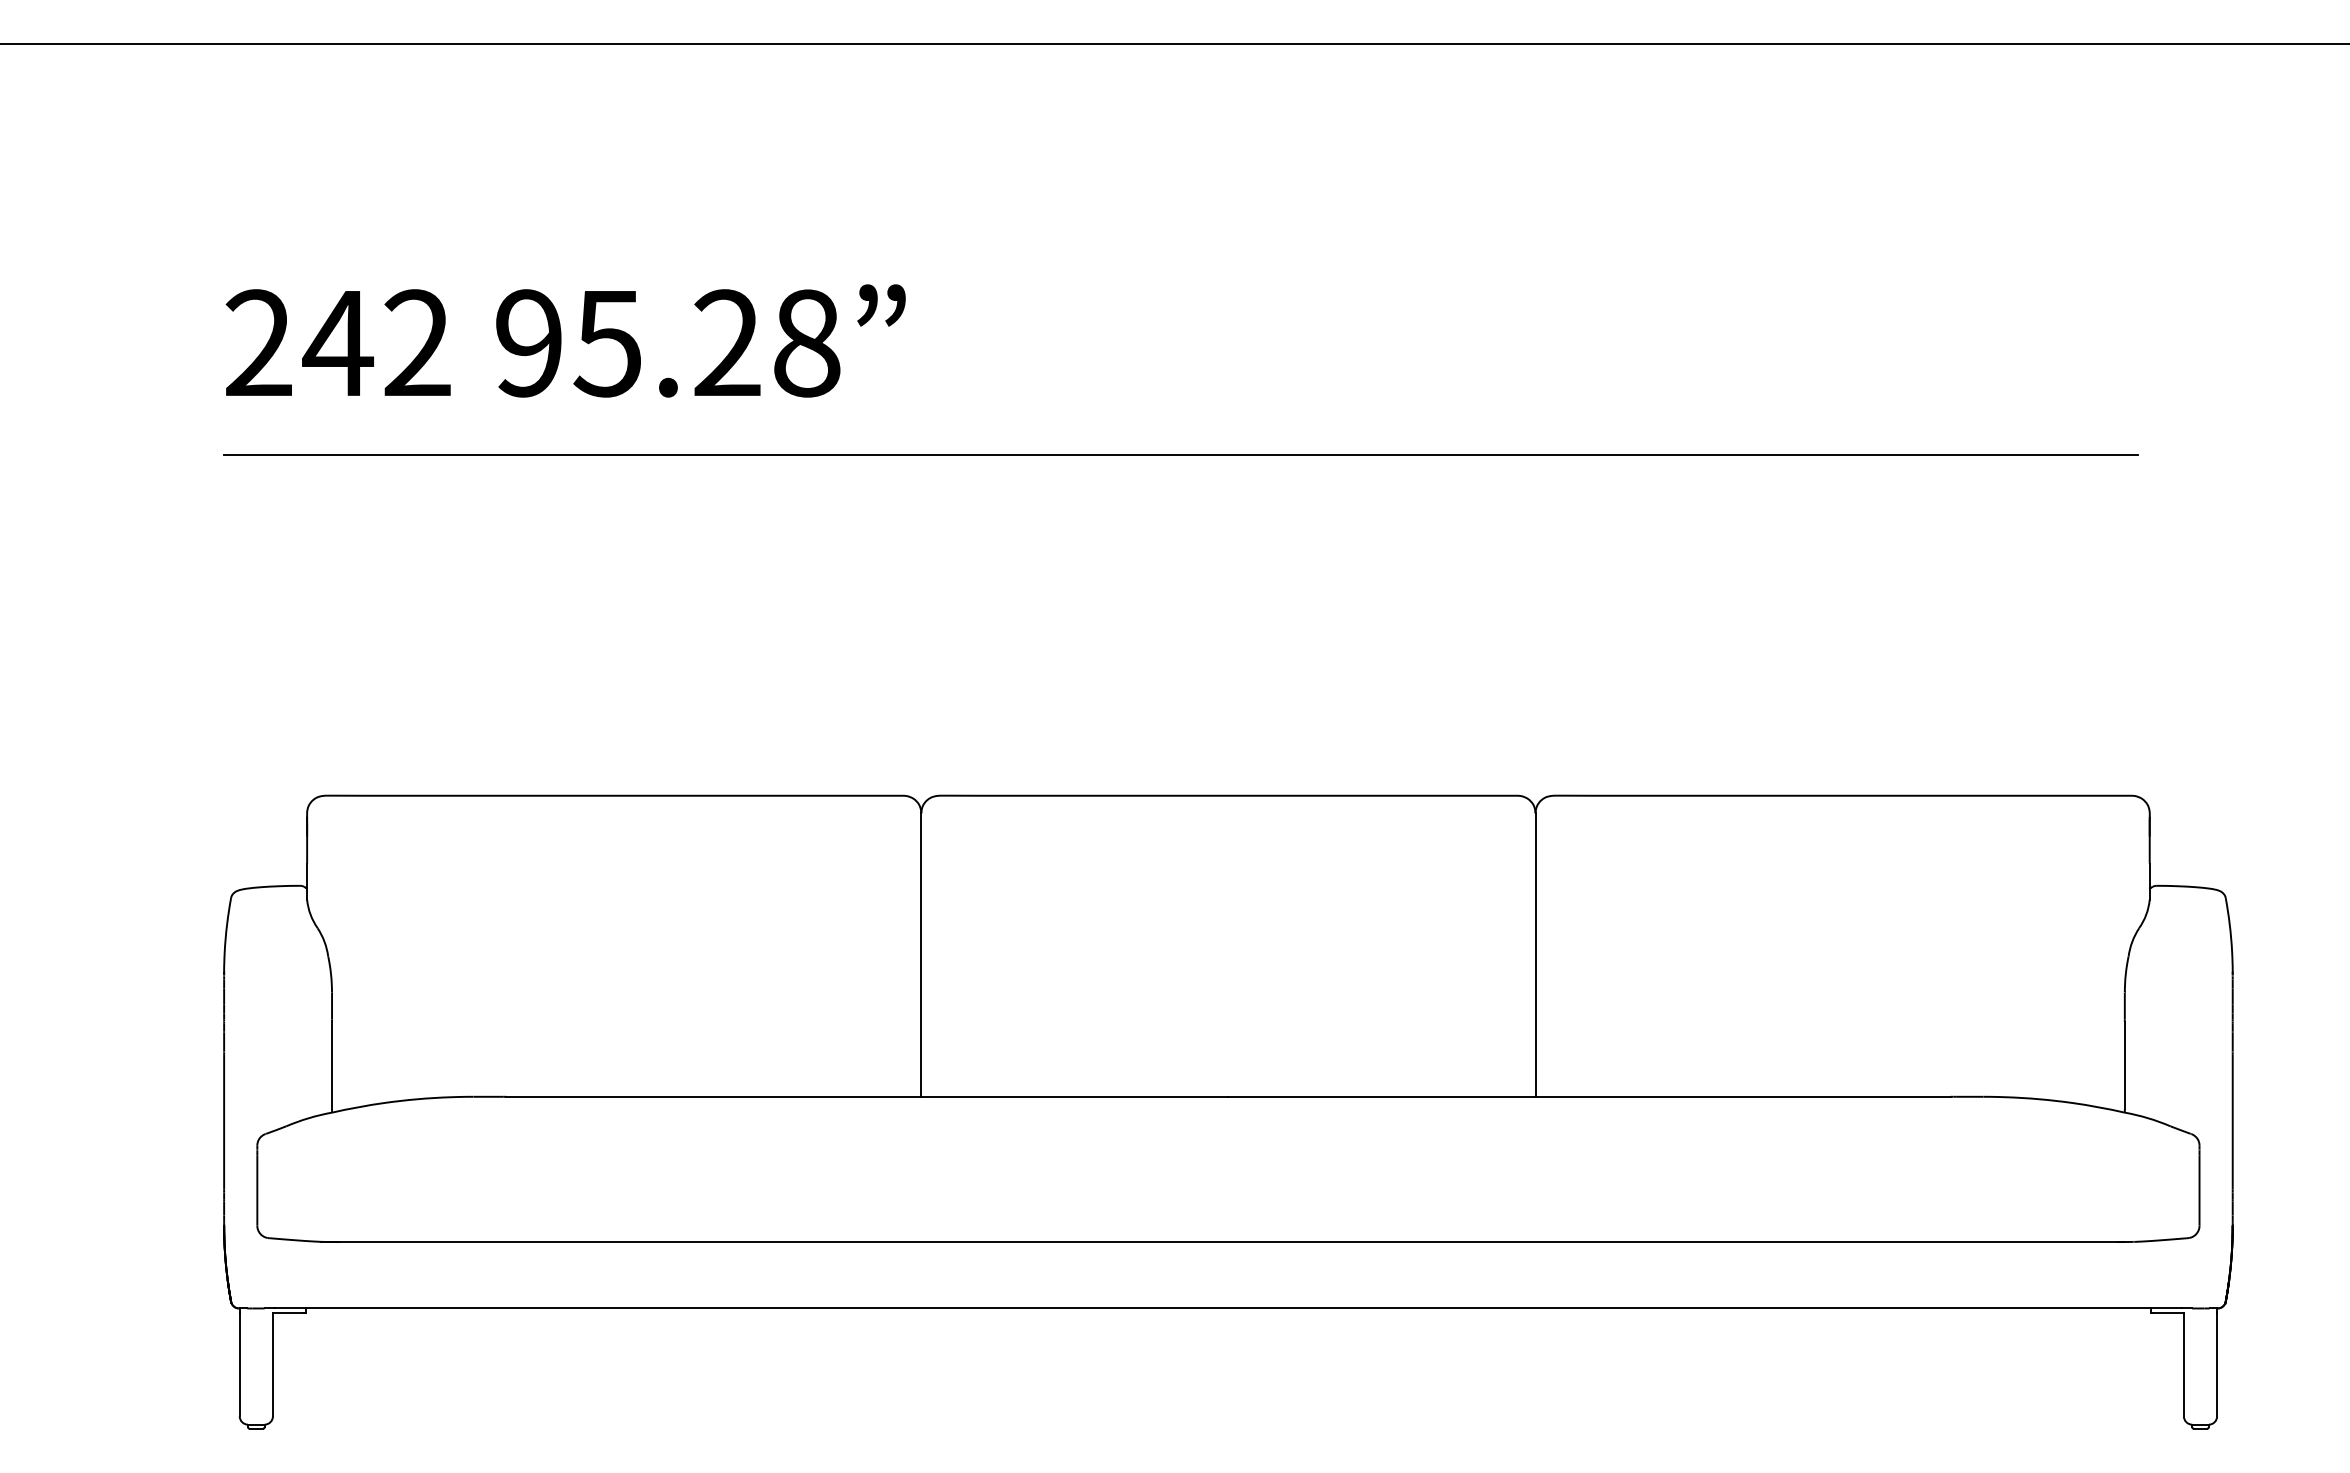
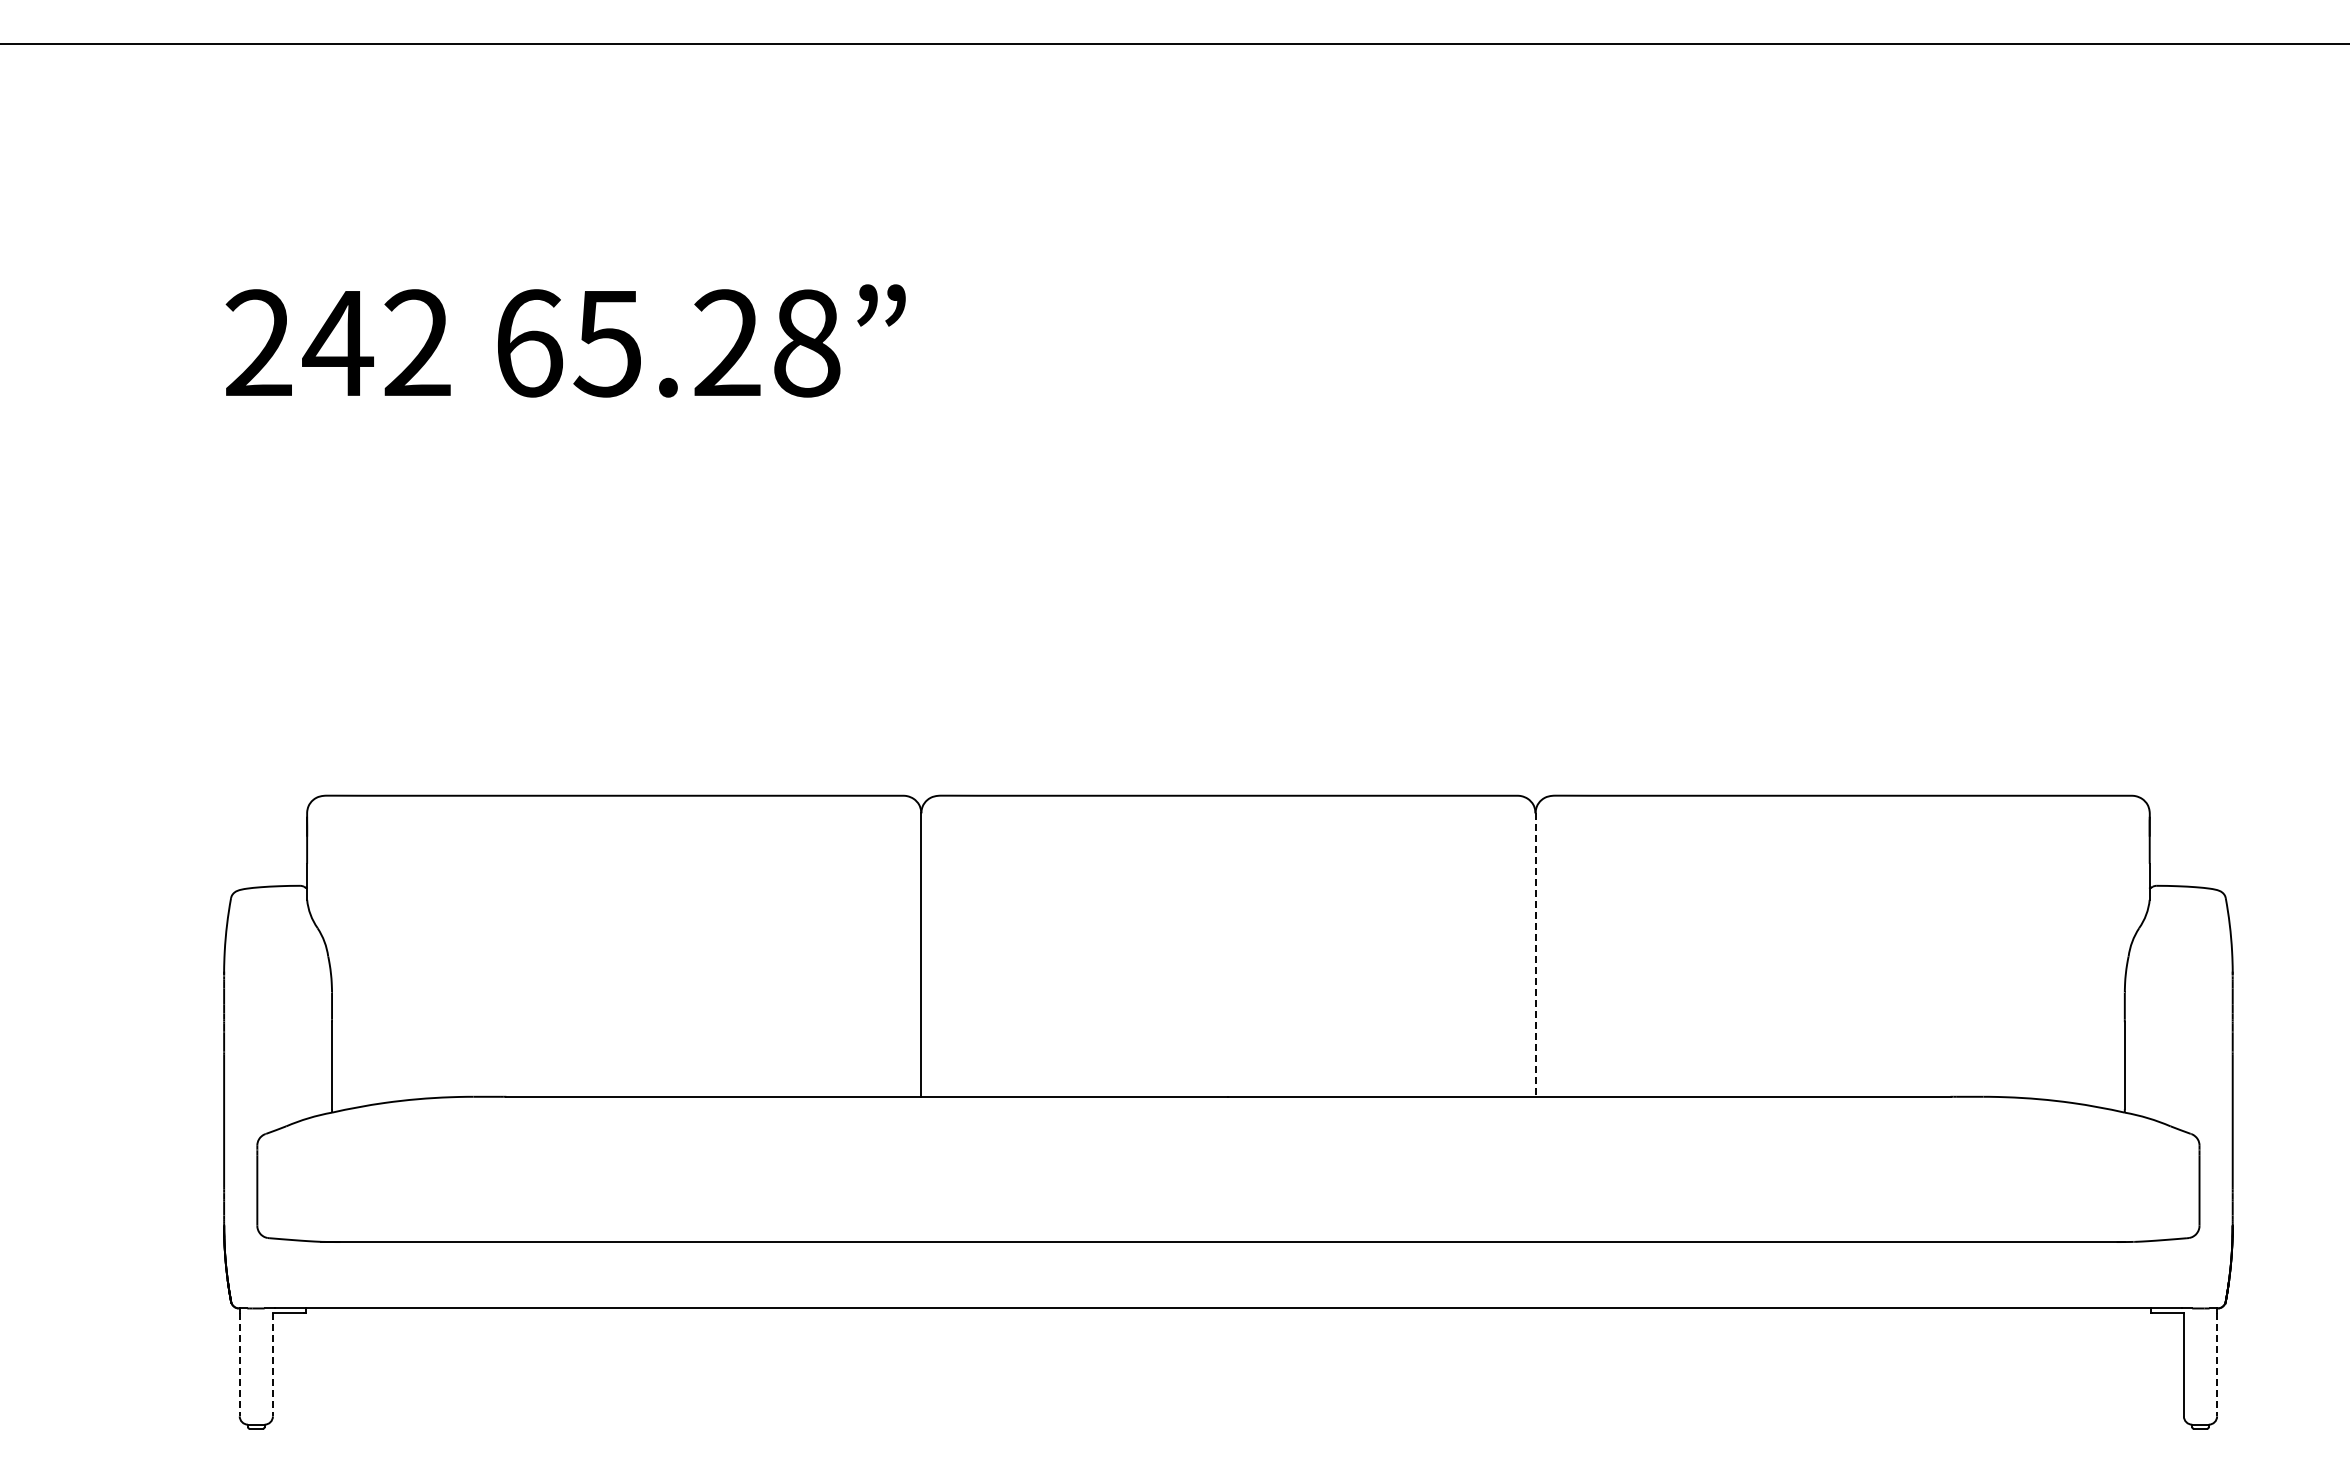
text: 95.28 -> 65.28 (529, 343)
line: present -> none (1180, 455)
line: solid -> dashed (1535, 955)
line: solid -> dashed (239, 1364)
line: solid -> dashed (272, 1364)
line: solid -> dashed (2217, 1364)
